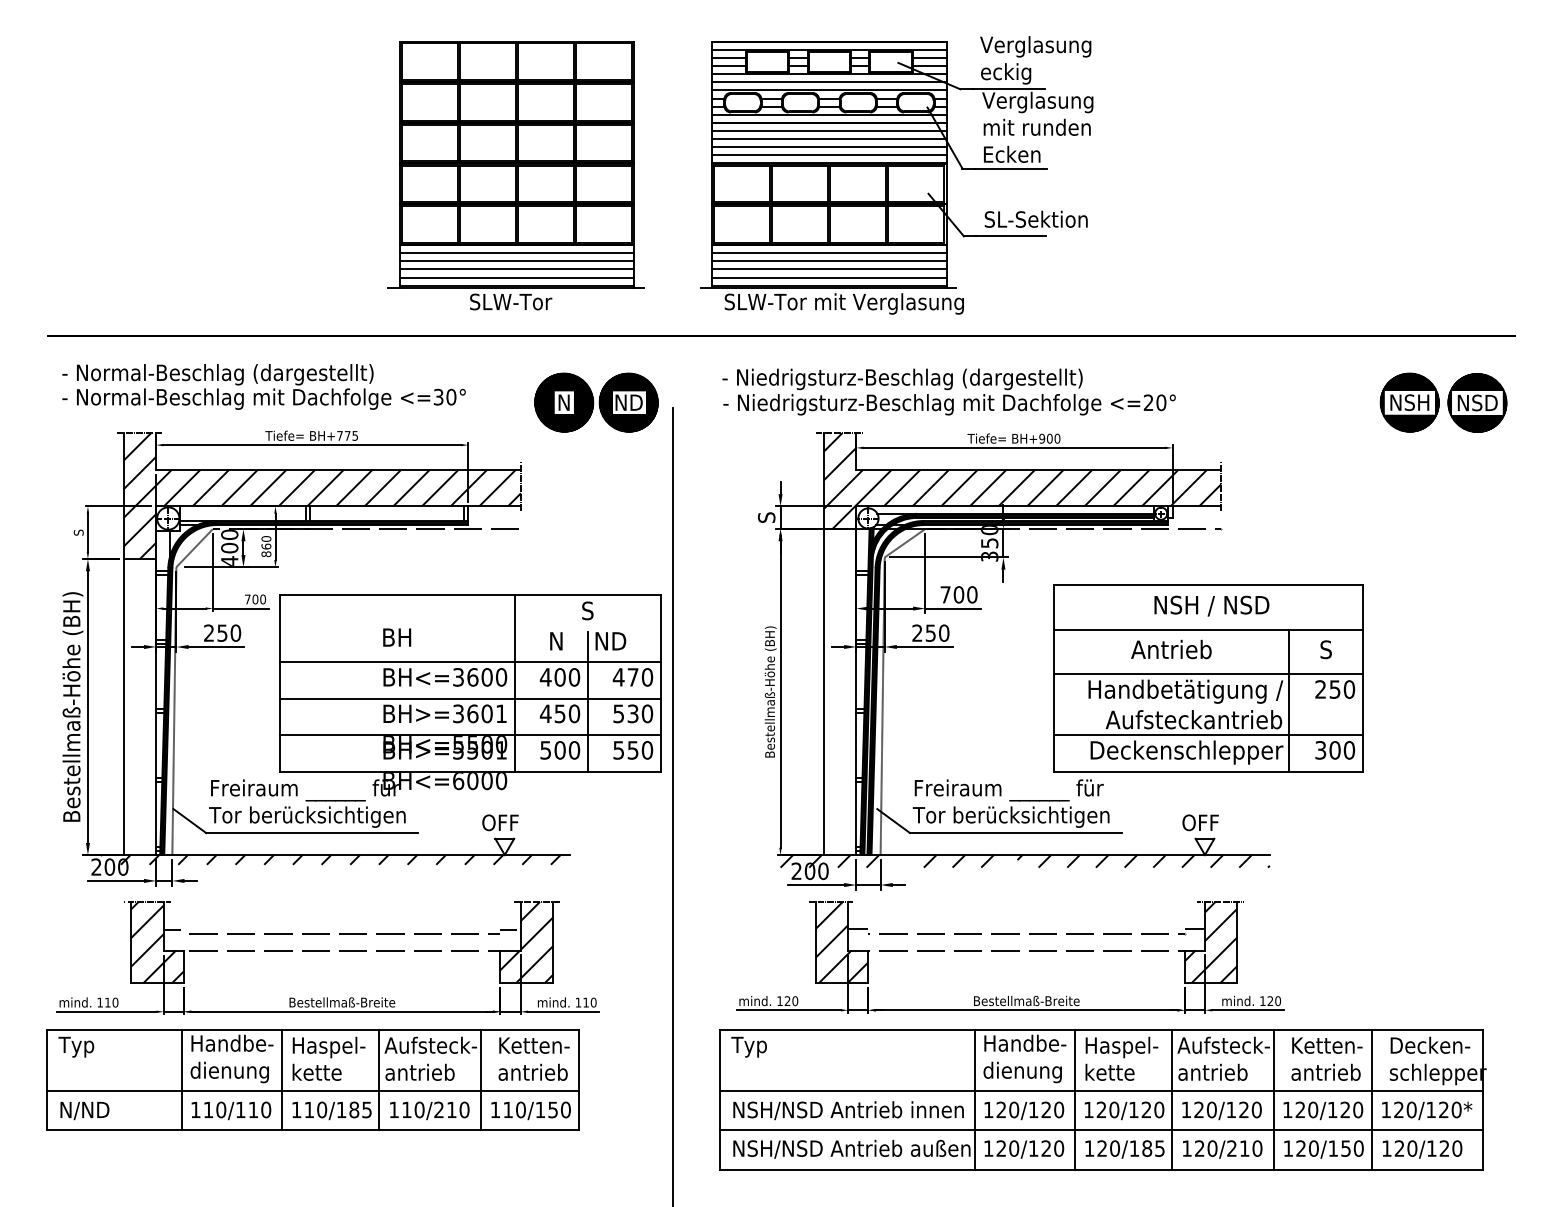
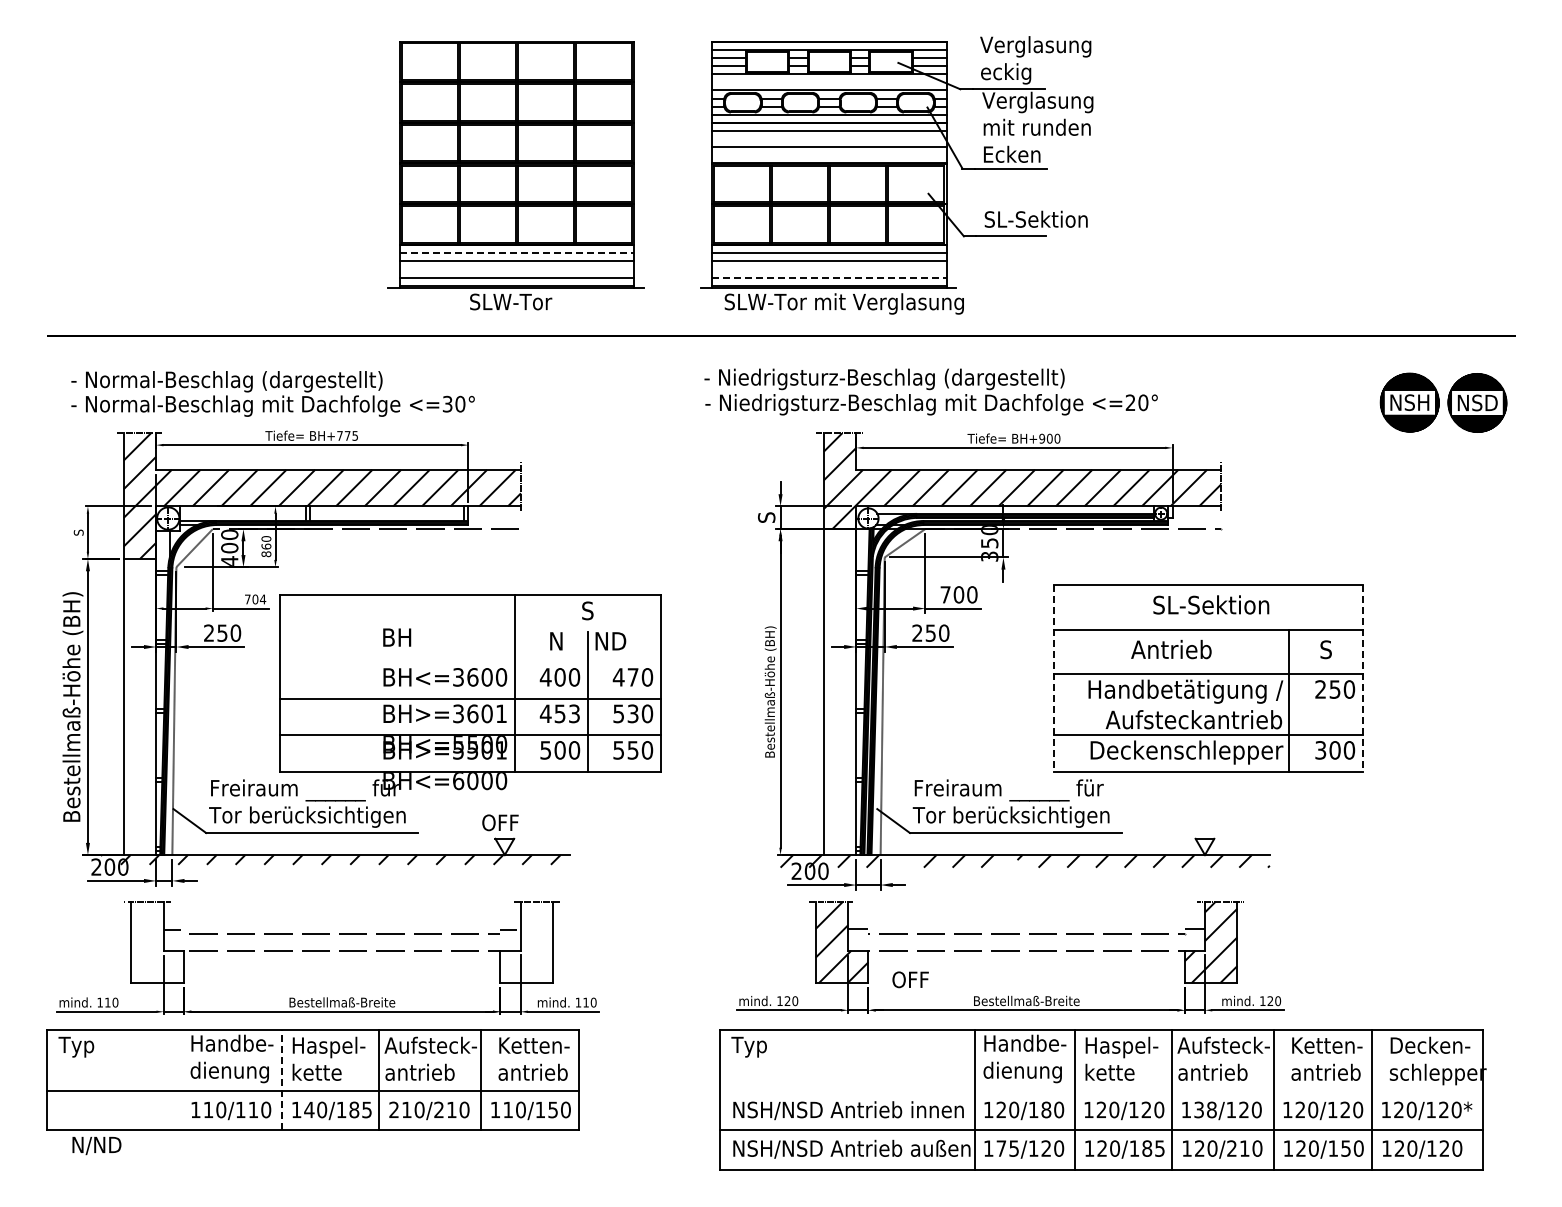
line: present -> none (828, 82)
line: present -> none (828, 139)
line: present -> none (828, 155)
line: solid -> dashed (517, 253)
line: present -> none (516, 269)
line: present -> none (828, 269)
line: solid -> dashed (829, 277)
text position: (263, 386) -> (272, 393) (272, 393)
text position: (948, 391) -> (930, 391) (930, 391)
part: present -> none (596, 402)
text: 700 -> 704 (262, 599)
text: NSH / NSD -> SL-Sektion (1211, 605)
line: present -> none (469, 662)
line: solid -> dashed (1054, 678)
line: solid -> dashed (1362, 678)
text: 450 -> 453 (574, 713)
line: present -> none (673, 805)
text position: (1200, 822) -> (910, 979) (910, 979)
hatch: present -> none (157, 942)
hatch: present -> none (526, 942)
line: present -> none (181, 1079)
line: solid -> dashed (281, 1080)
line: present -> none (1101, 1091)
text: 110/185 -> 140/185 (309, 1109)
text: 110/210 -> 210/210 (393, 1109)
text: 120/120 -> 120/180 (1046, 1109)
text position: (84, 1110) -> (96, 1145) (96, 1145)
text: 120/120 -> 138/120 (1205, 1110)
text: 120/120 -> 175/120 (1007, 1148)
